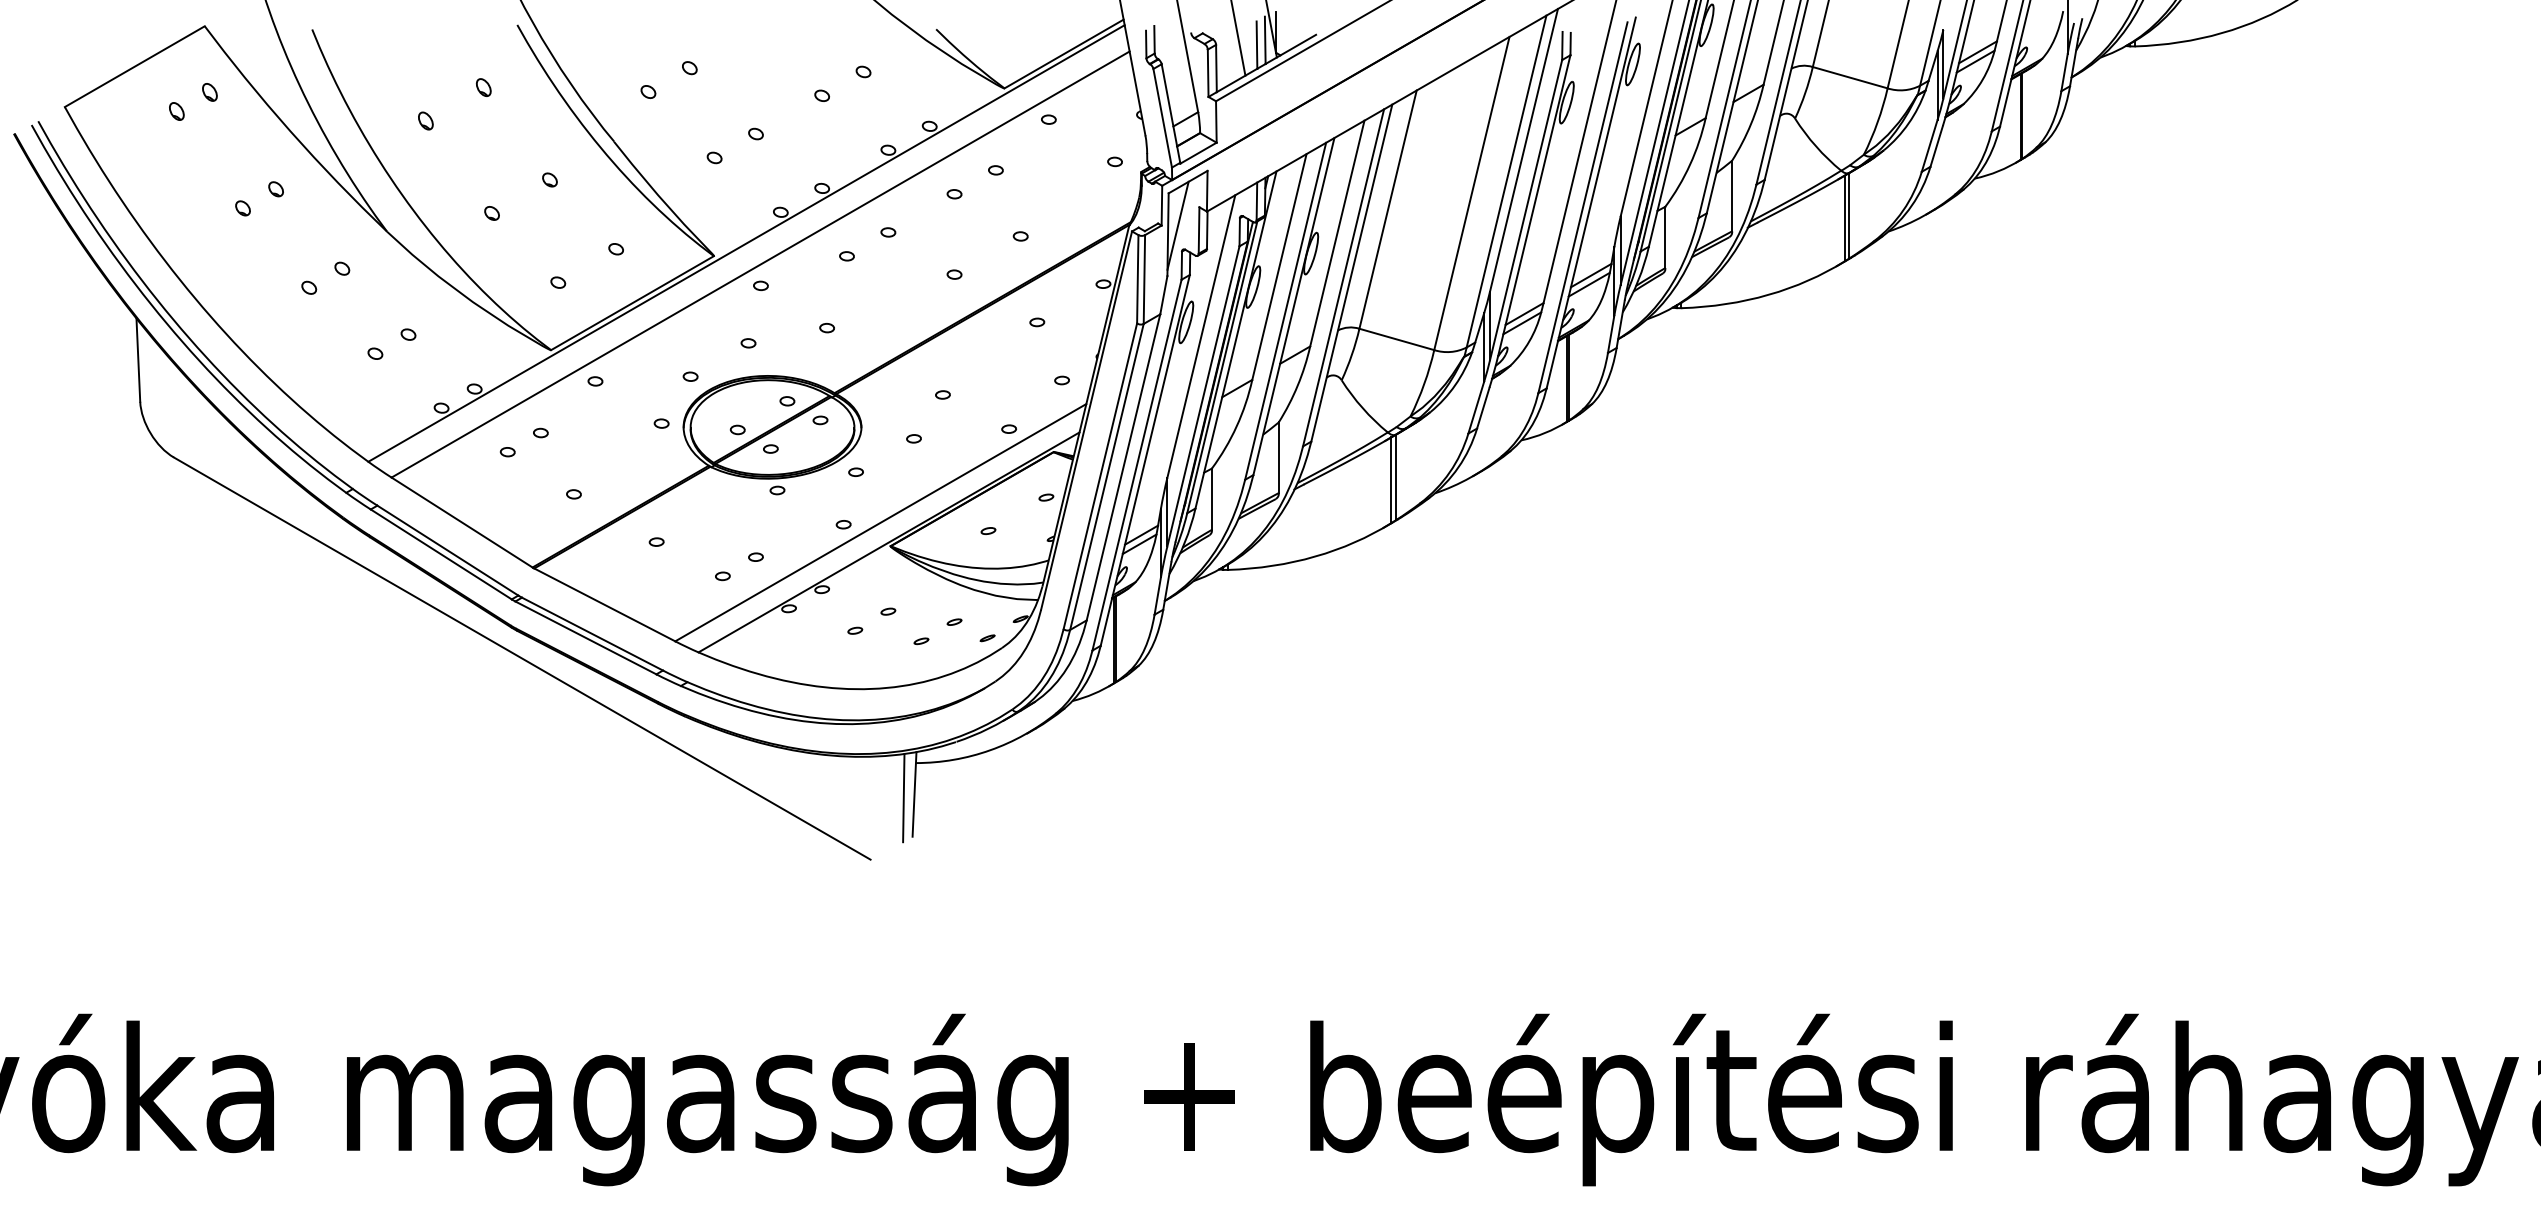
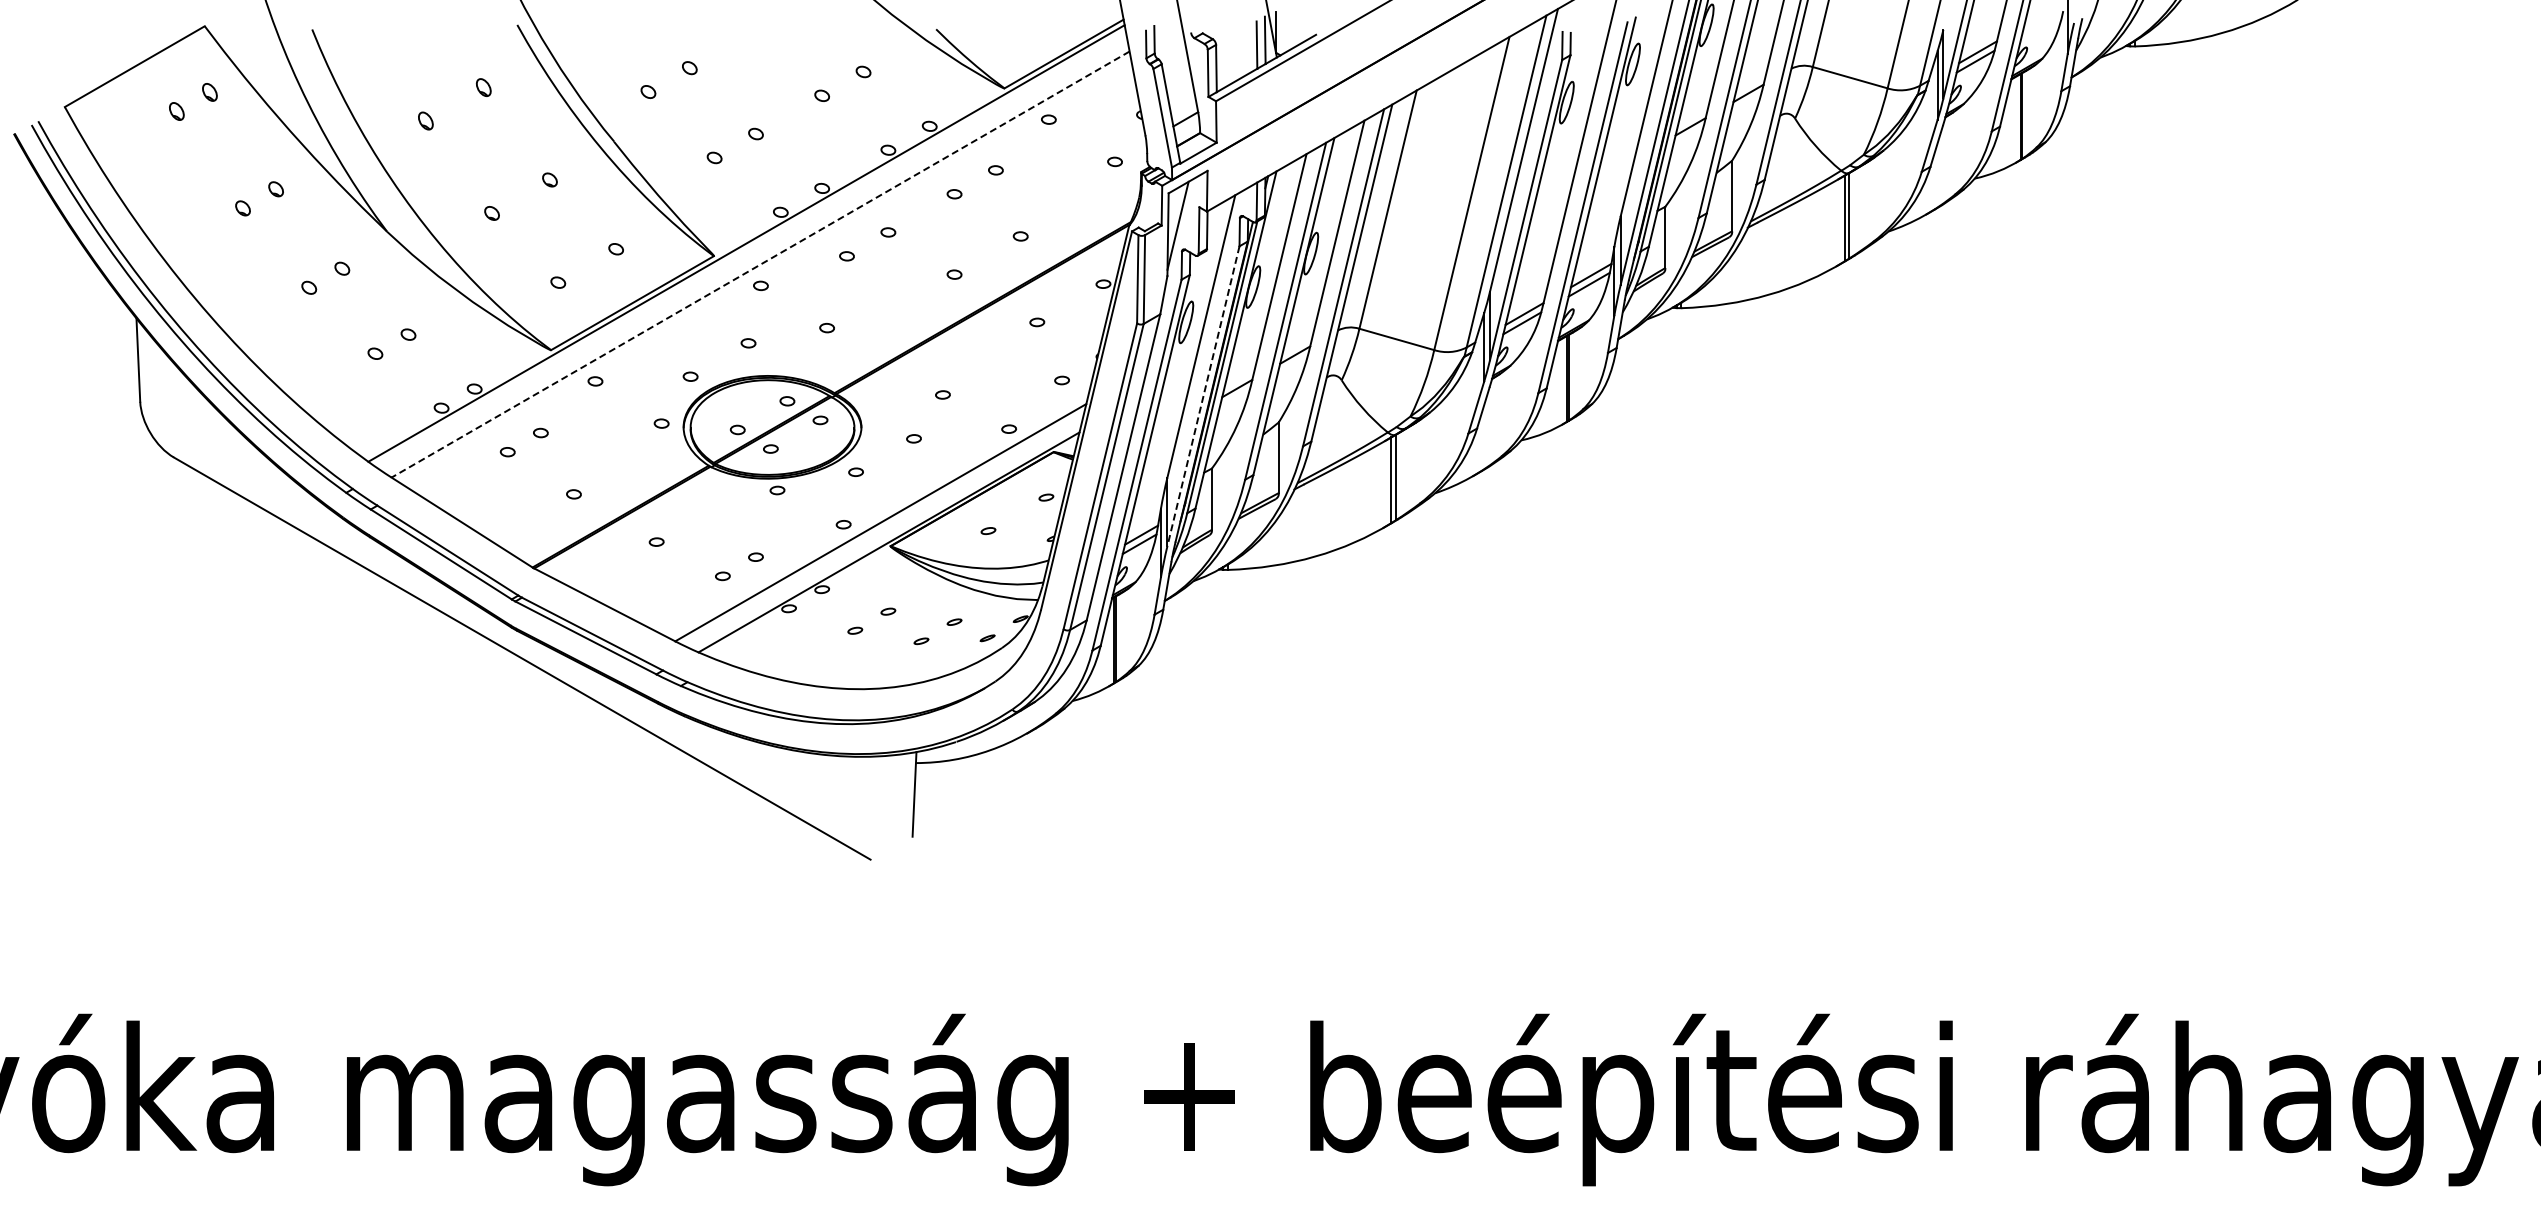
line: present -> none (1238, 38)
line: solid -> dashed (760, 264)
line: solid -> dashed (1203, 396)
line: present -> none (903, 797)
